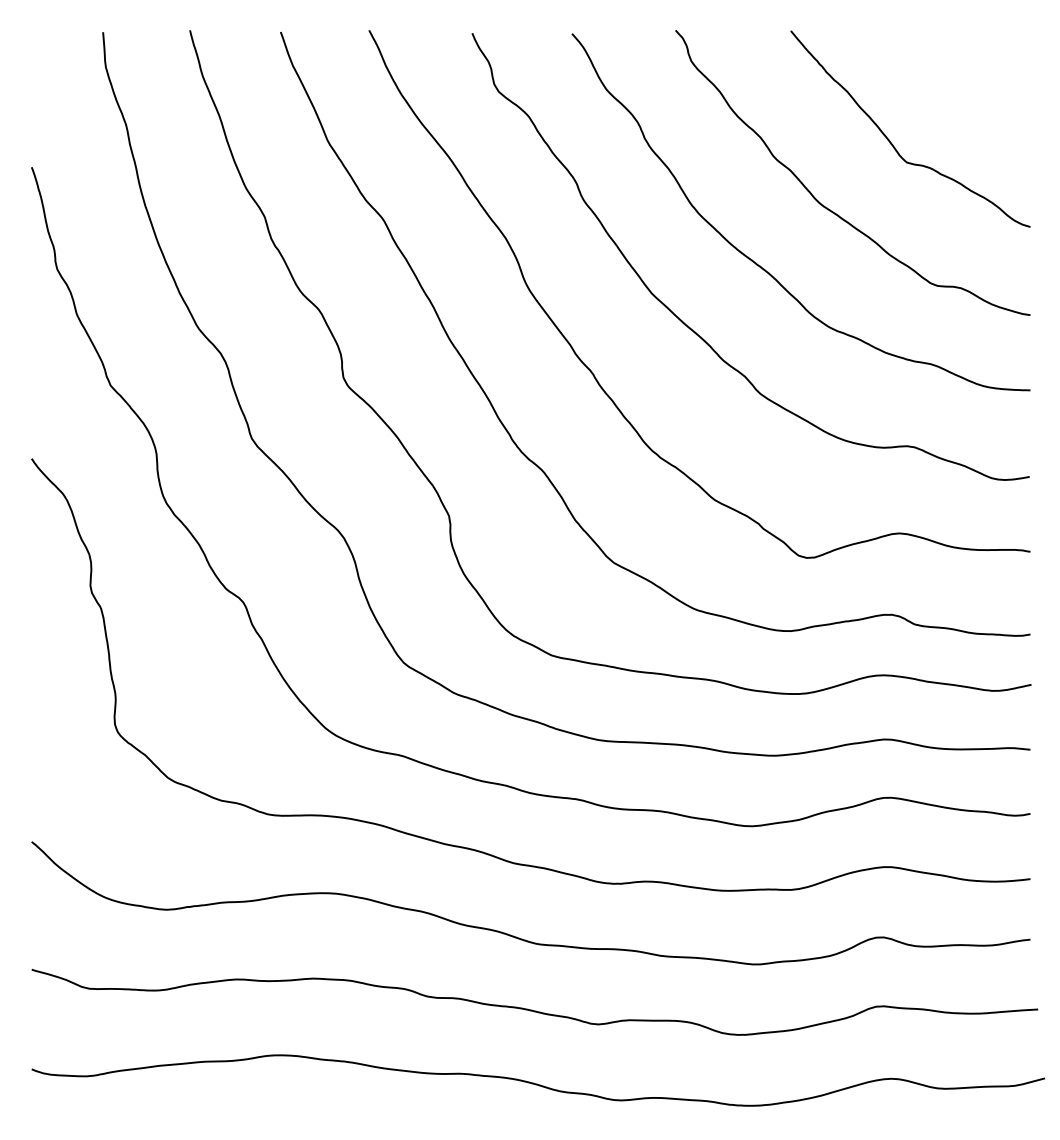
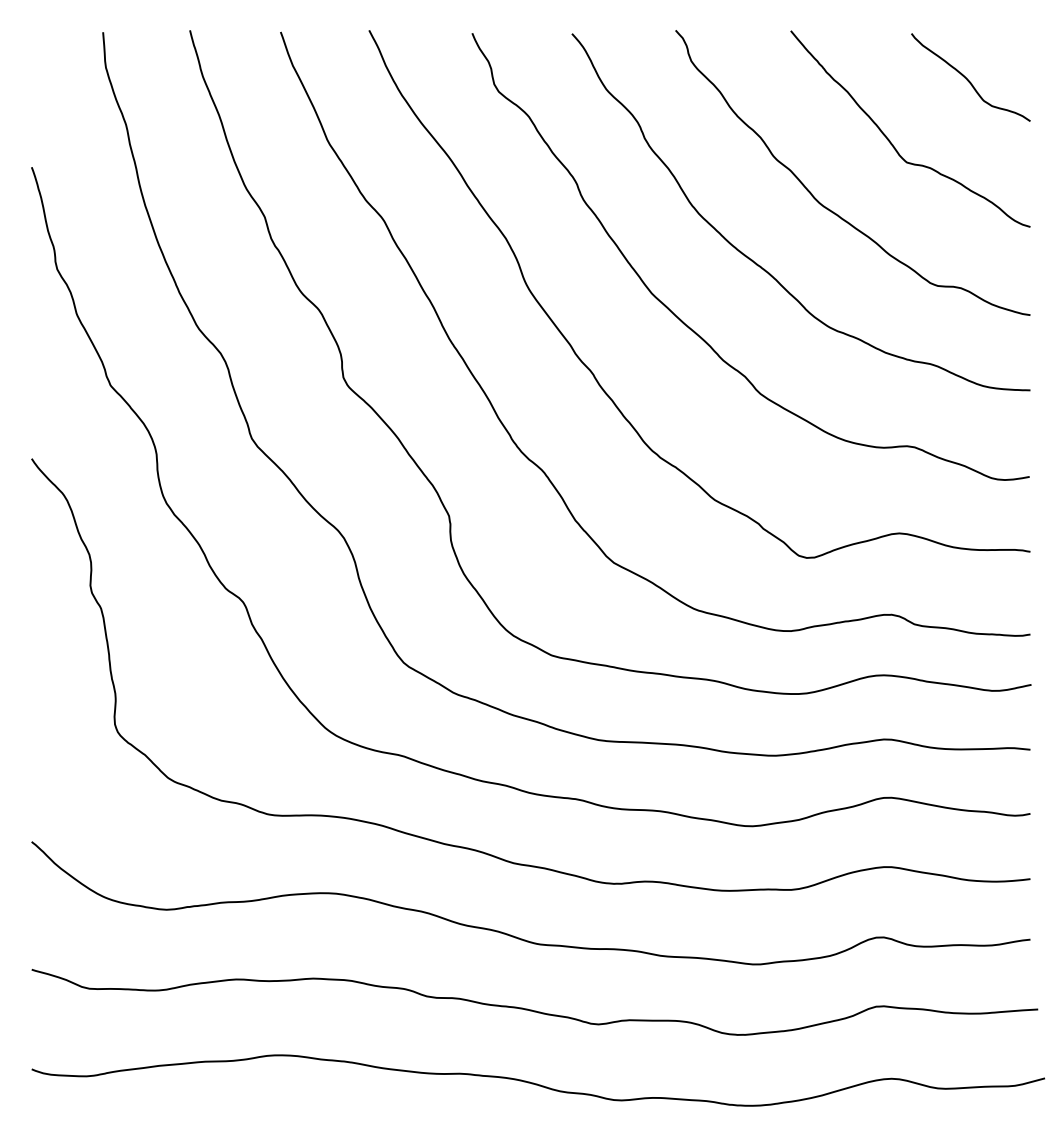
curve: none -> present (968, 79)
